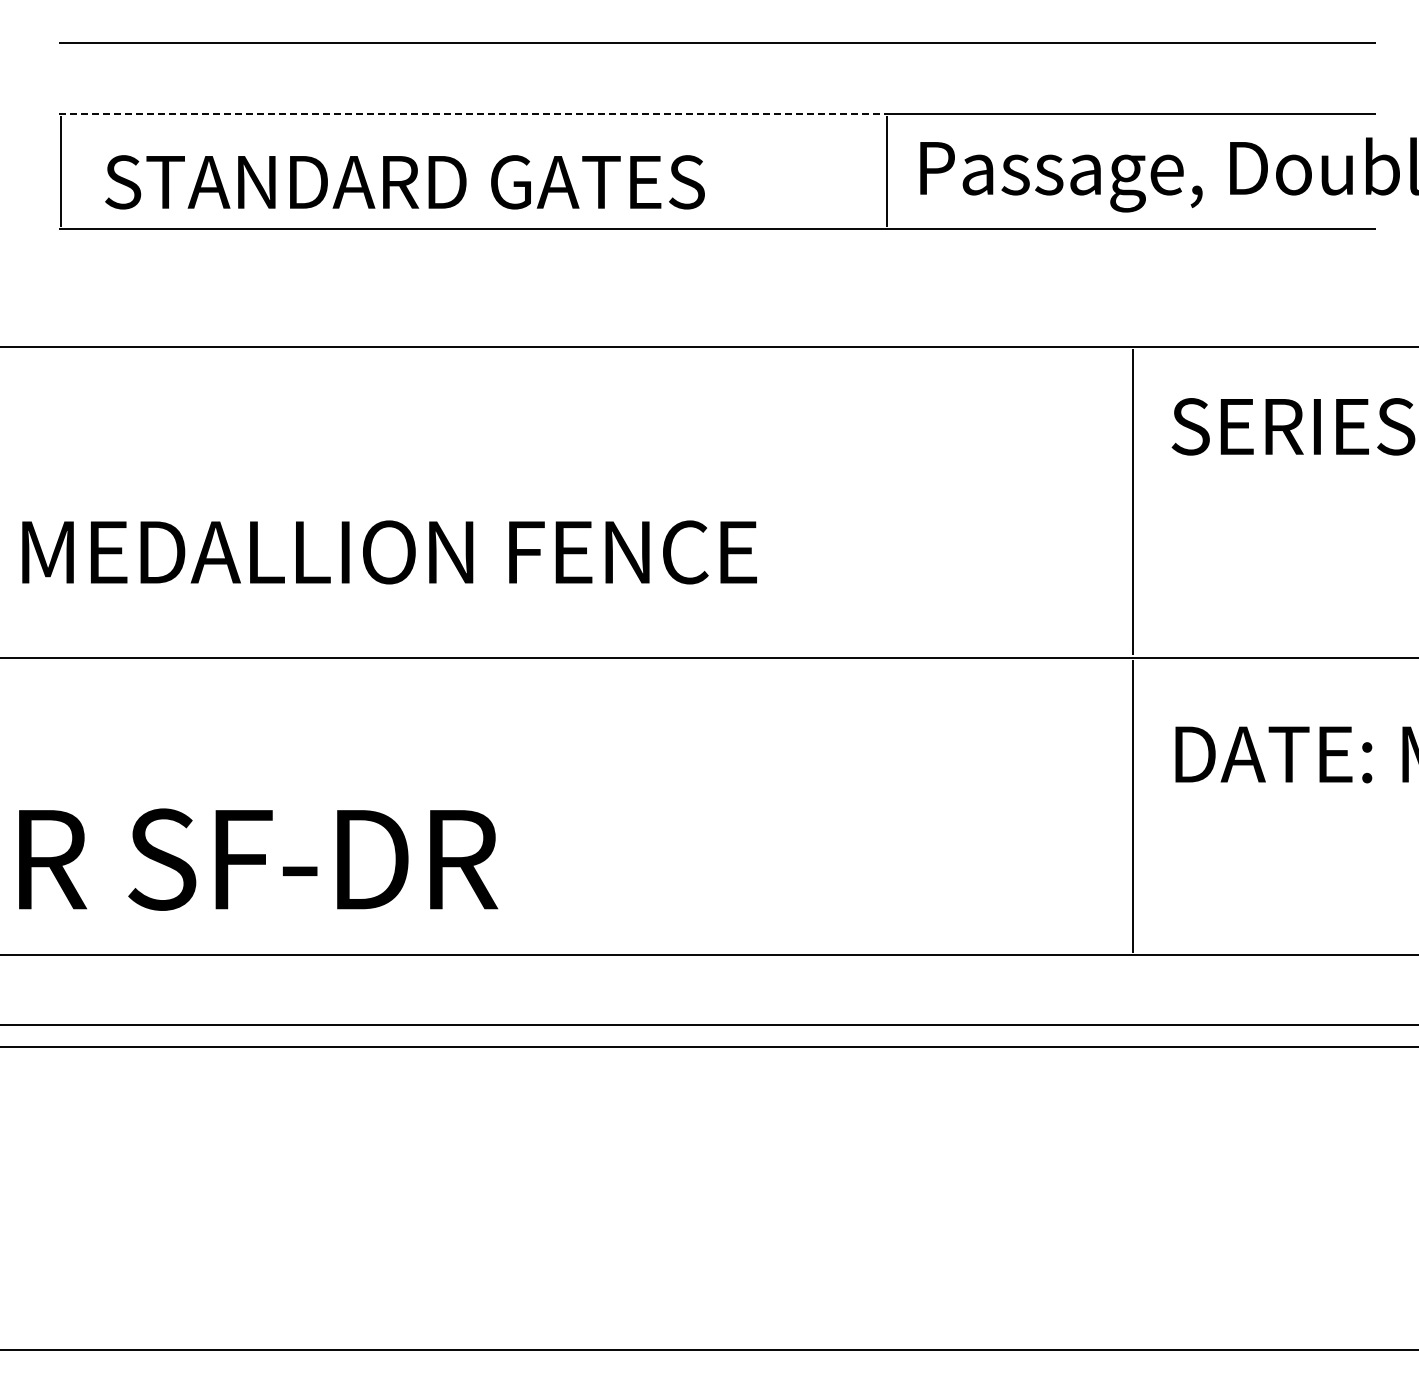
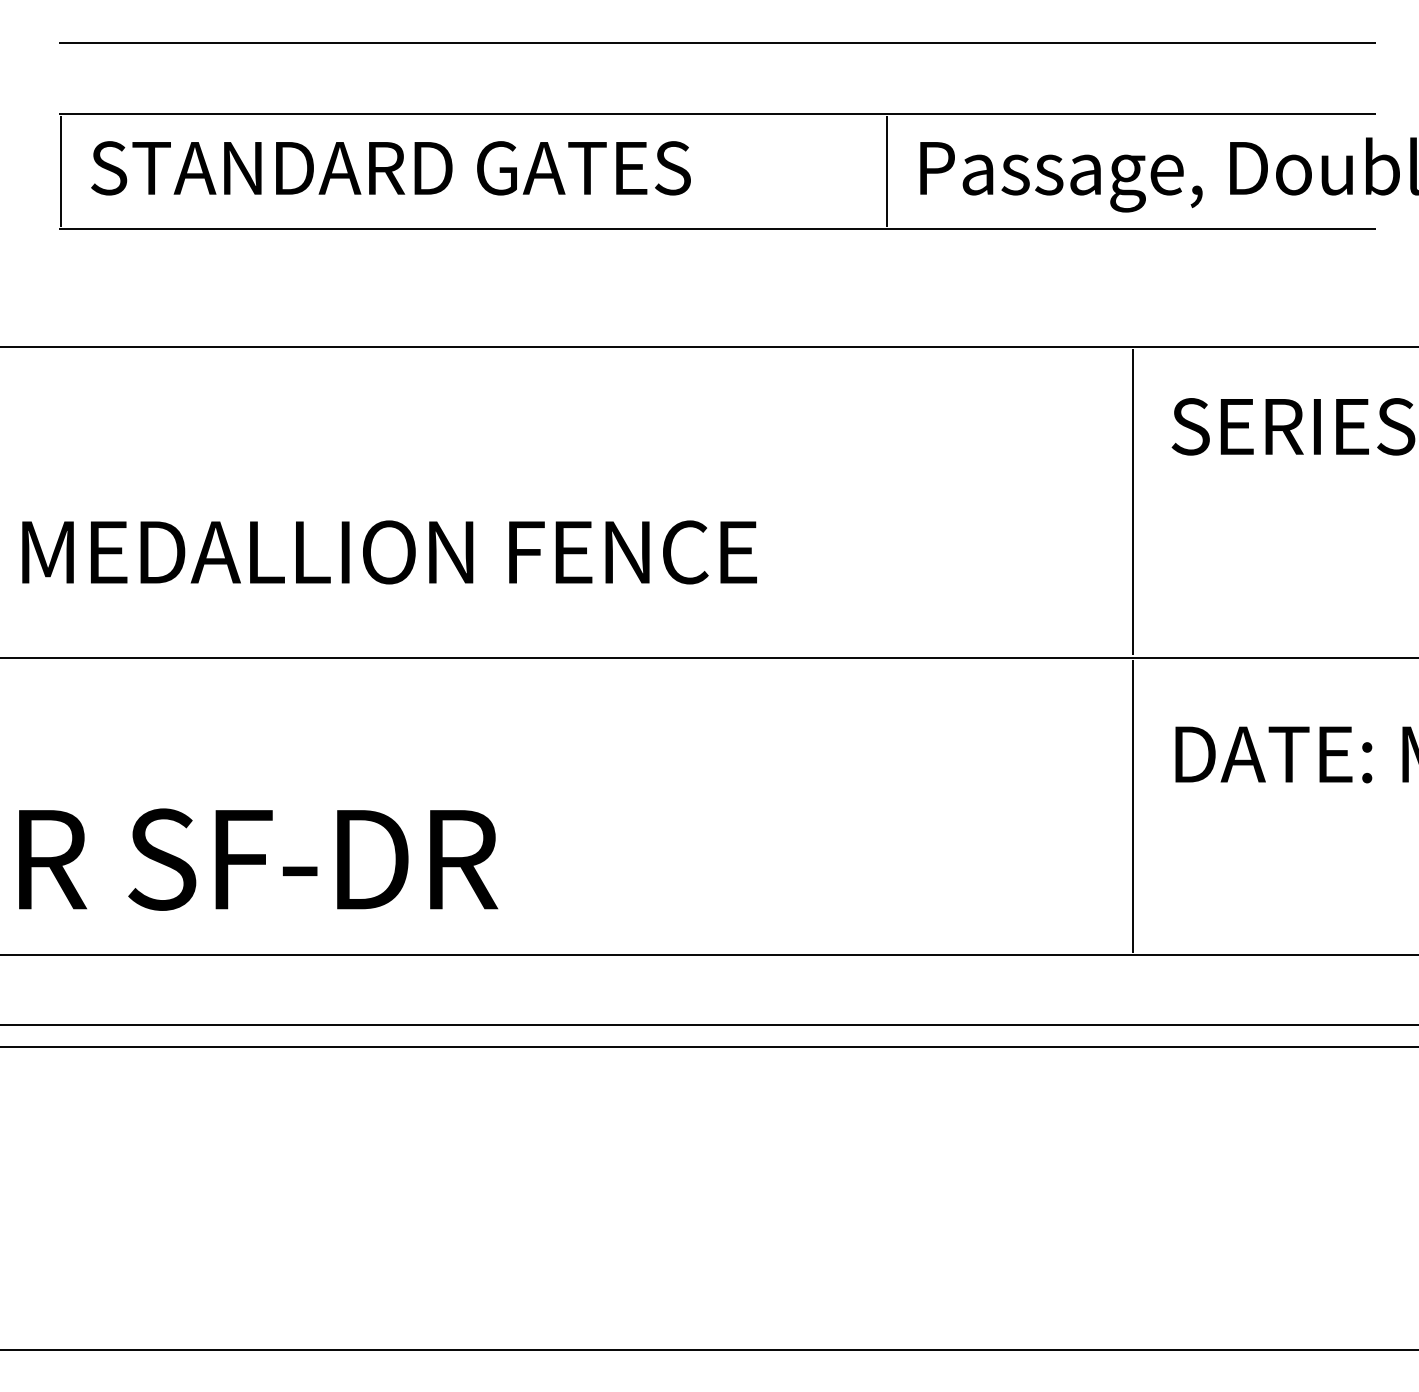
line: dashed -> solid (472, 114)
text position: (404, 182) -> (390, 168) (390, 168)
